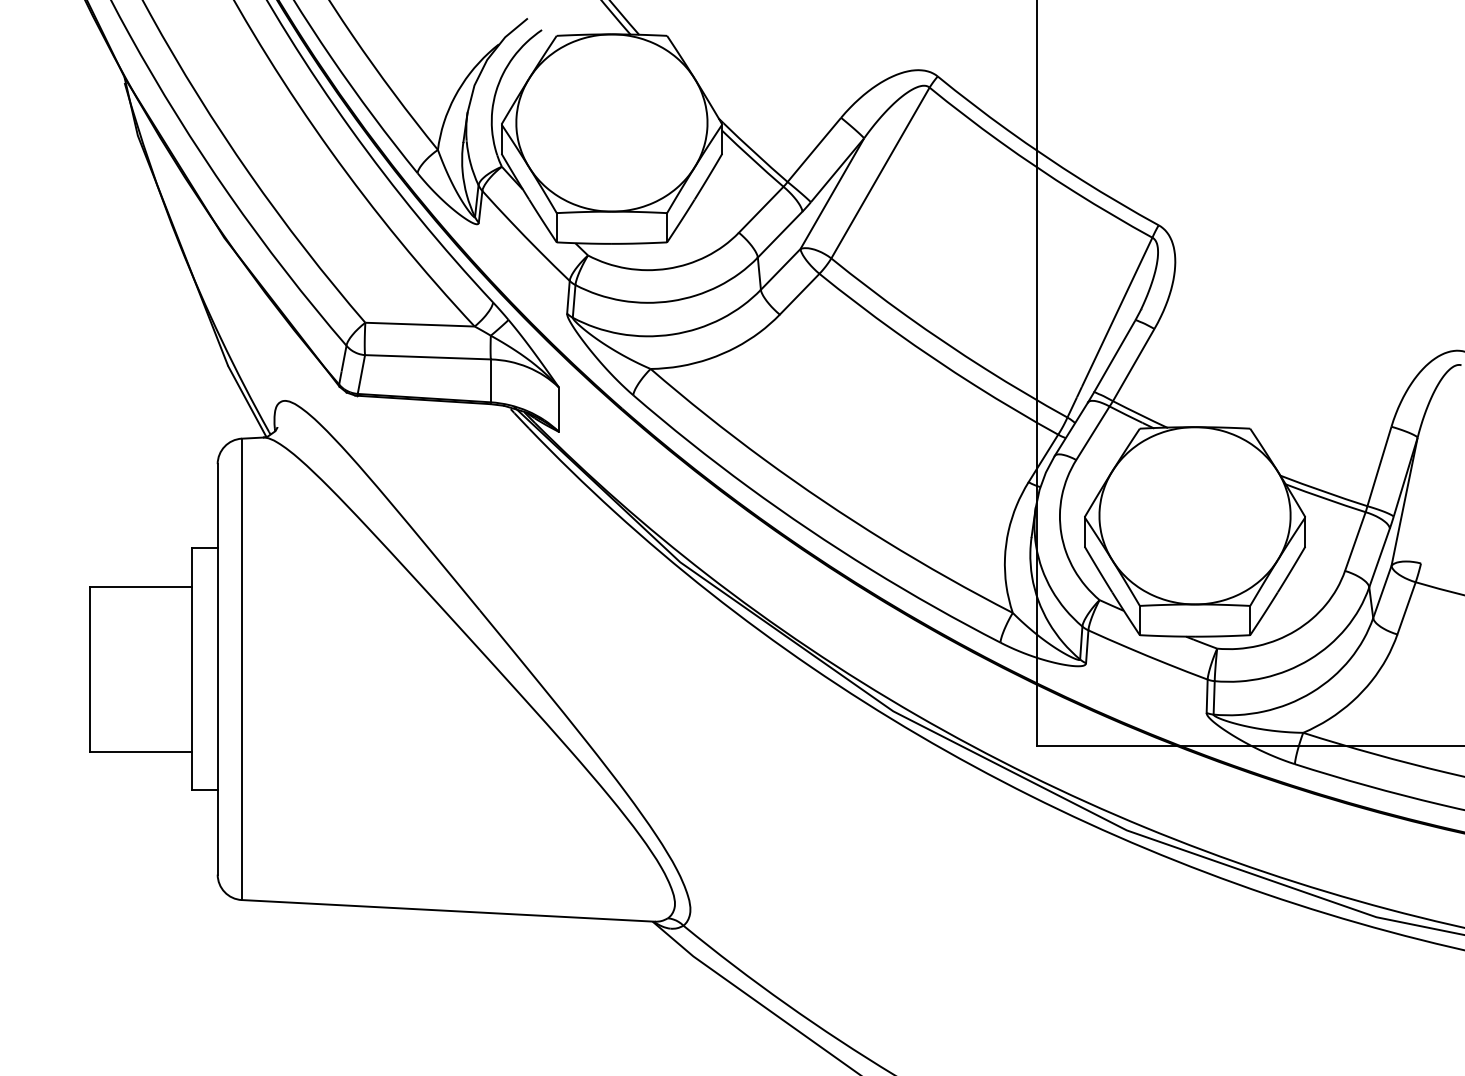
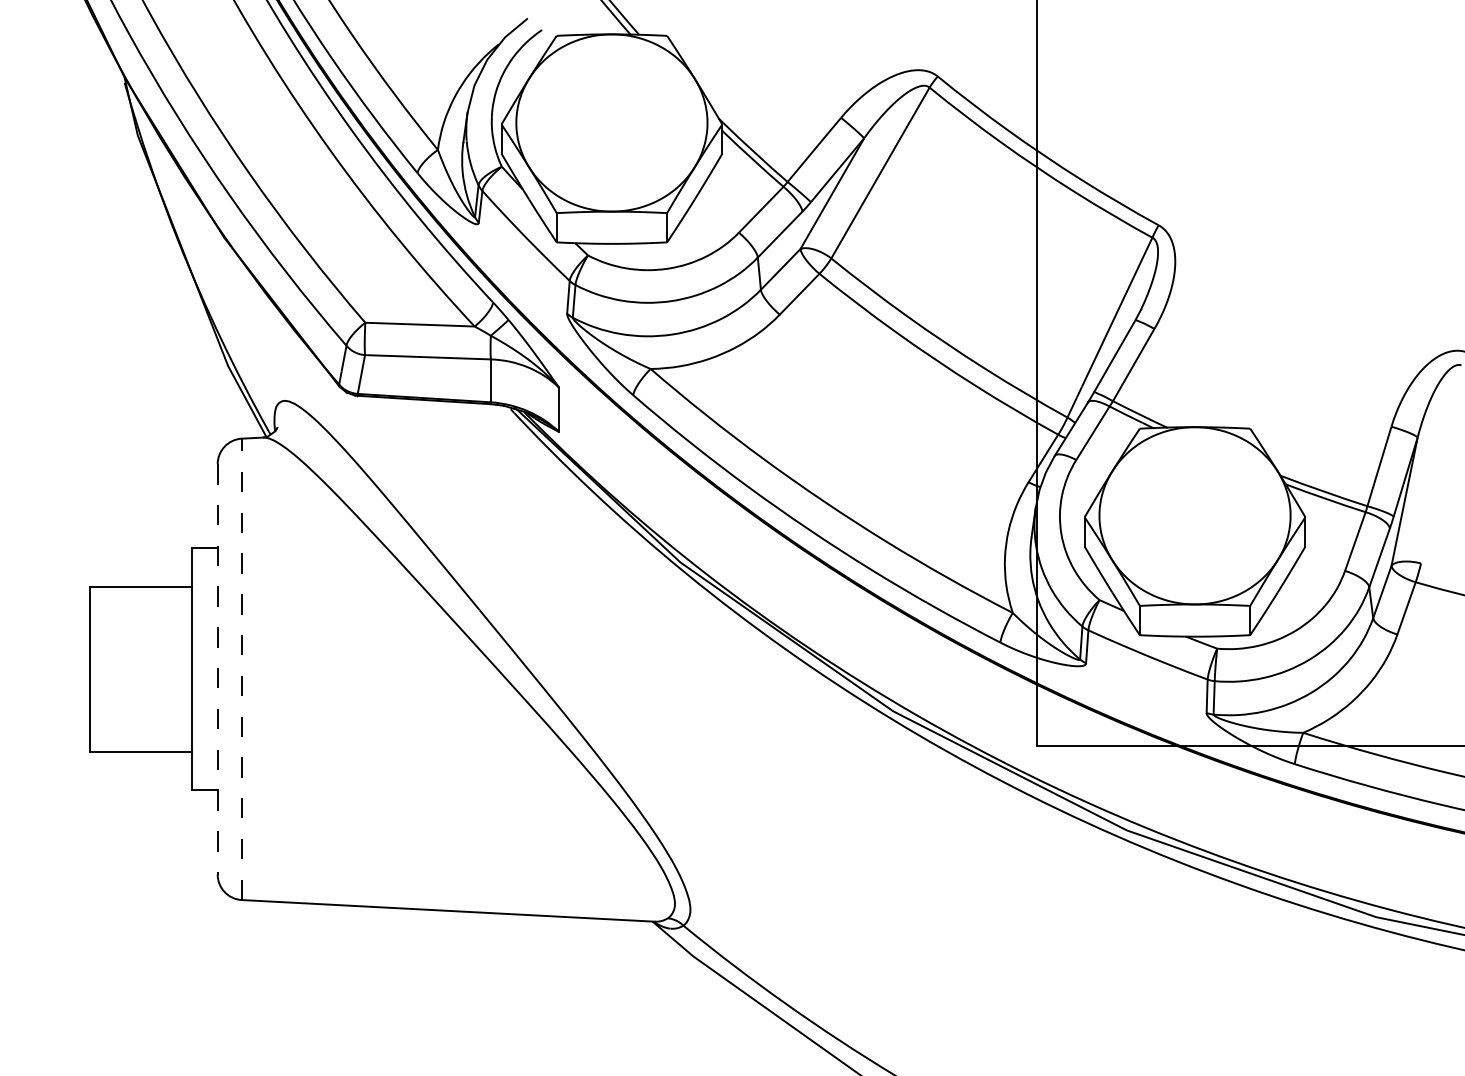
line: solid -> dashed (217, 669)
line: solid -> dashed (241, 669)
